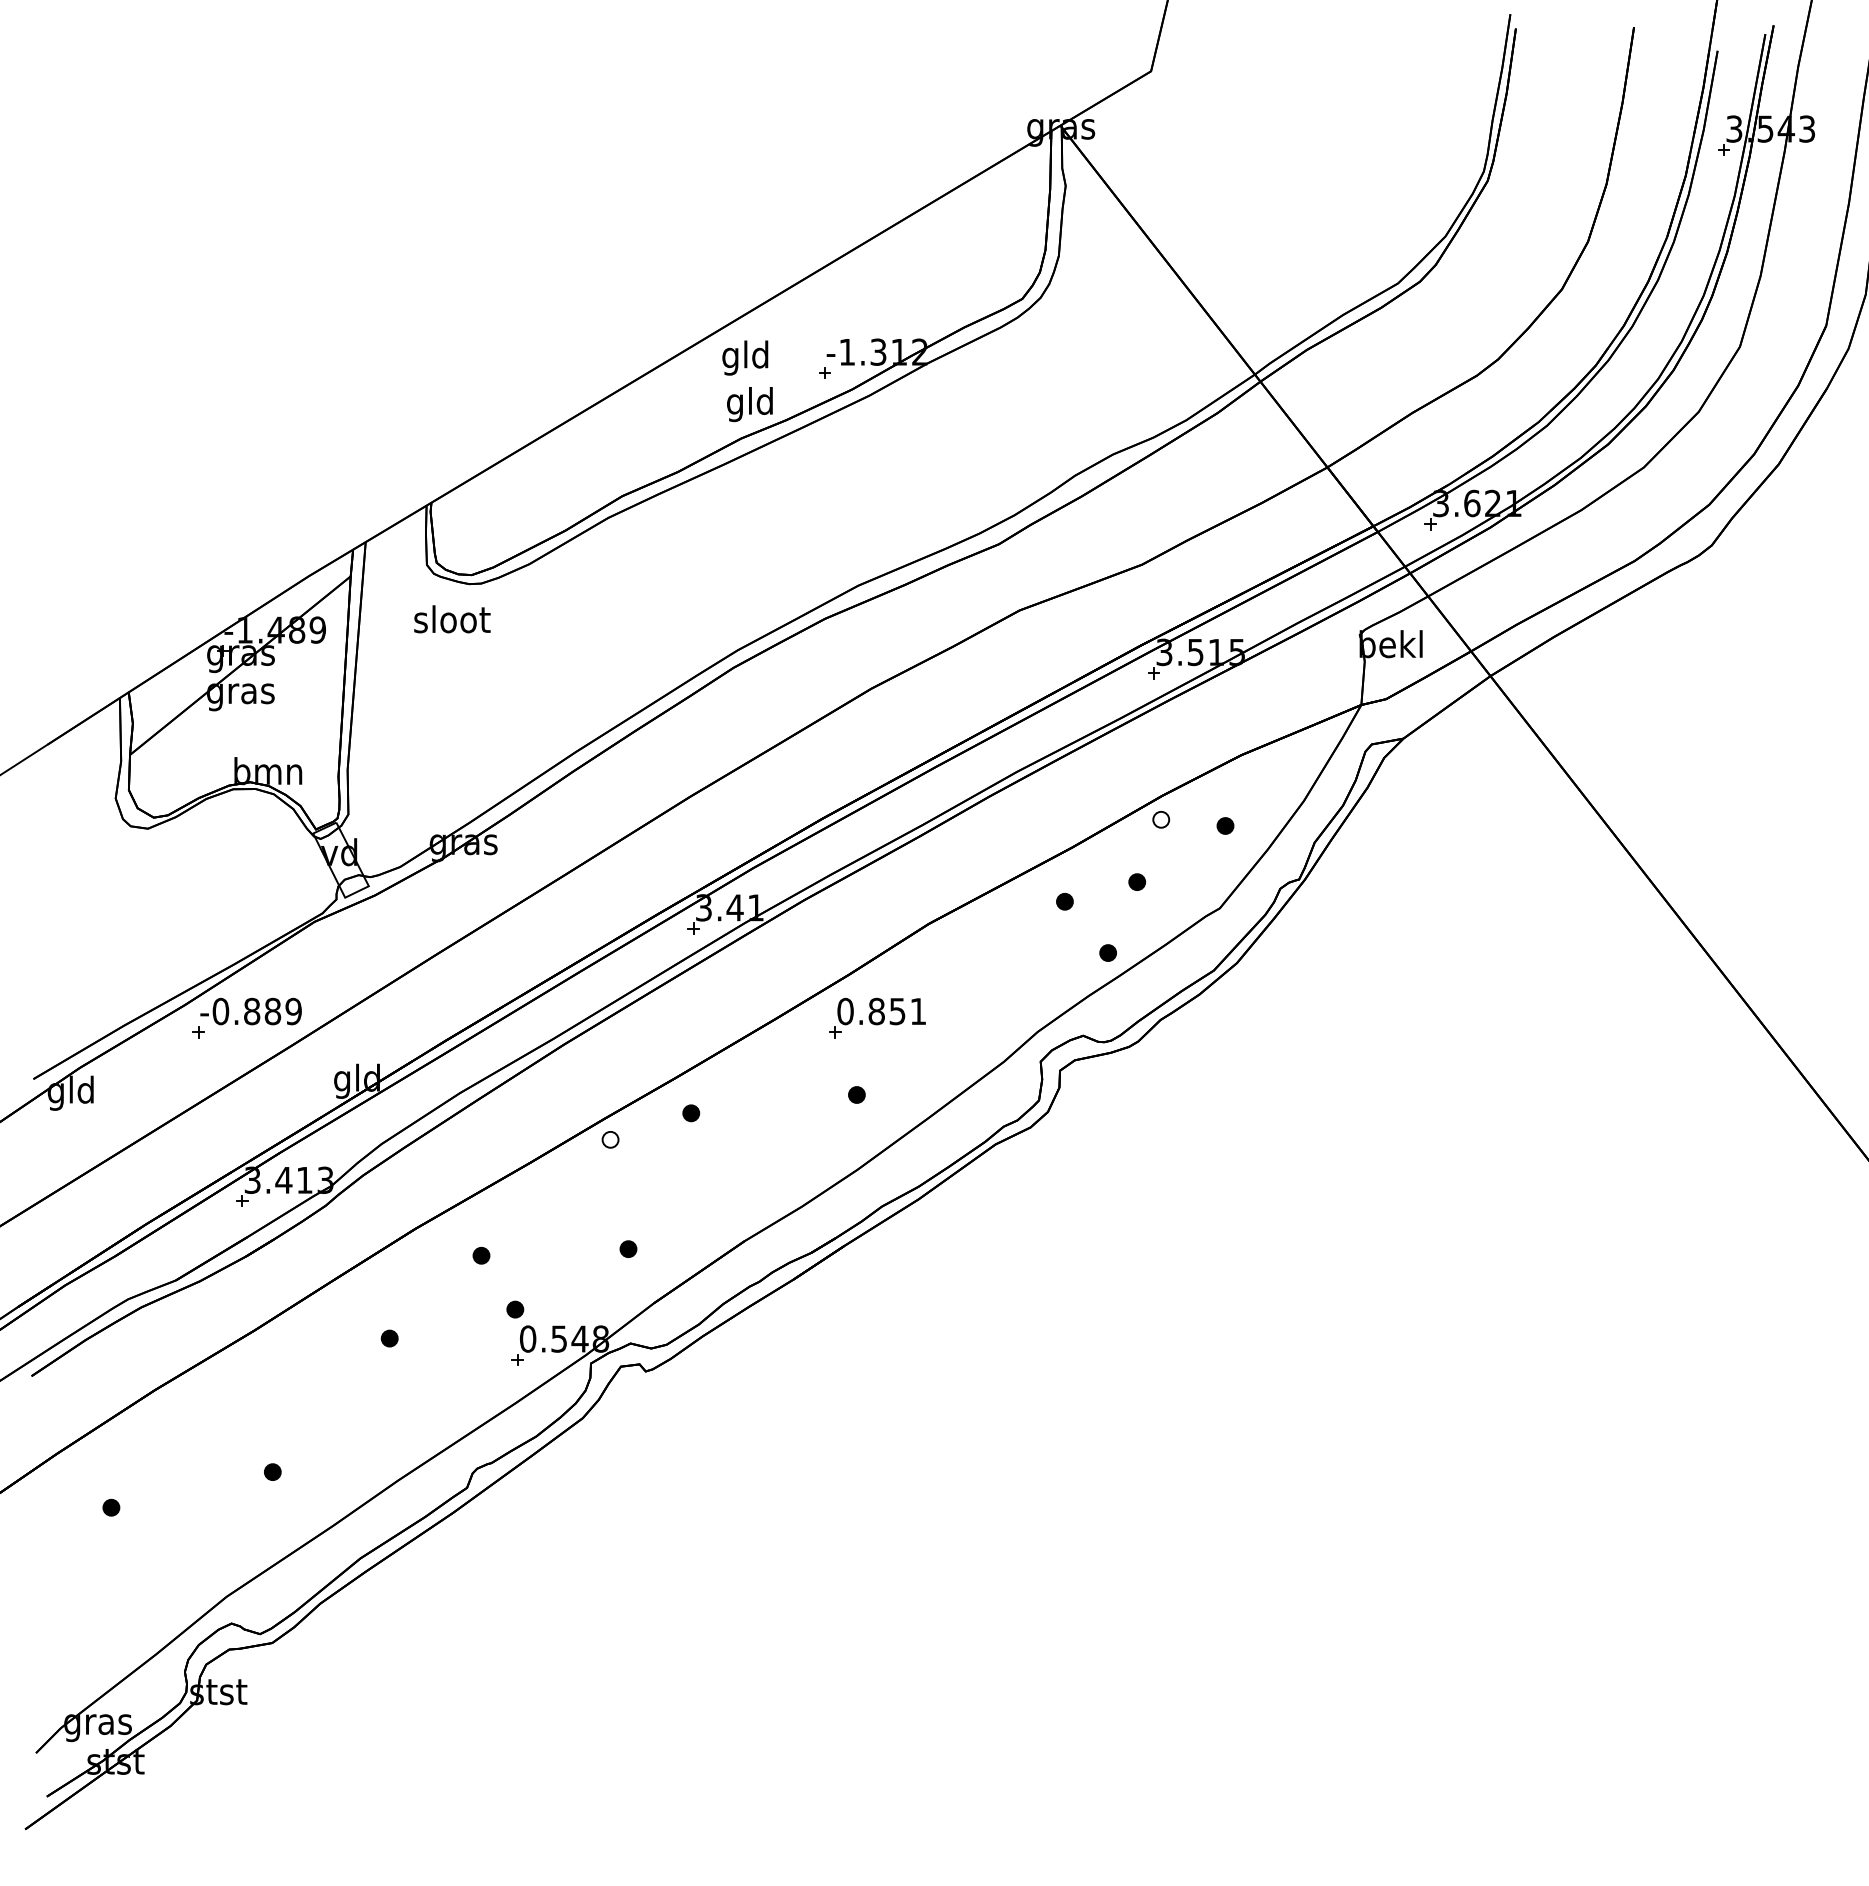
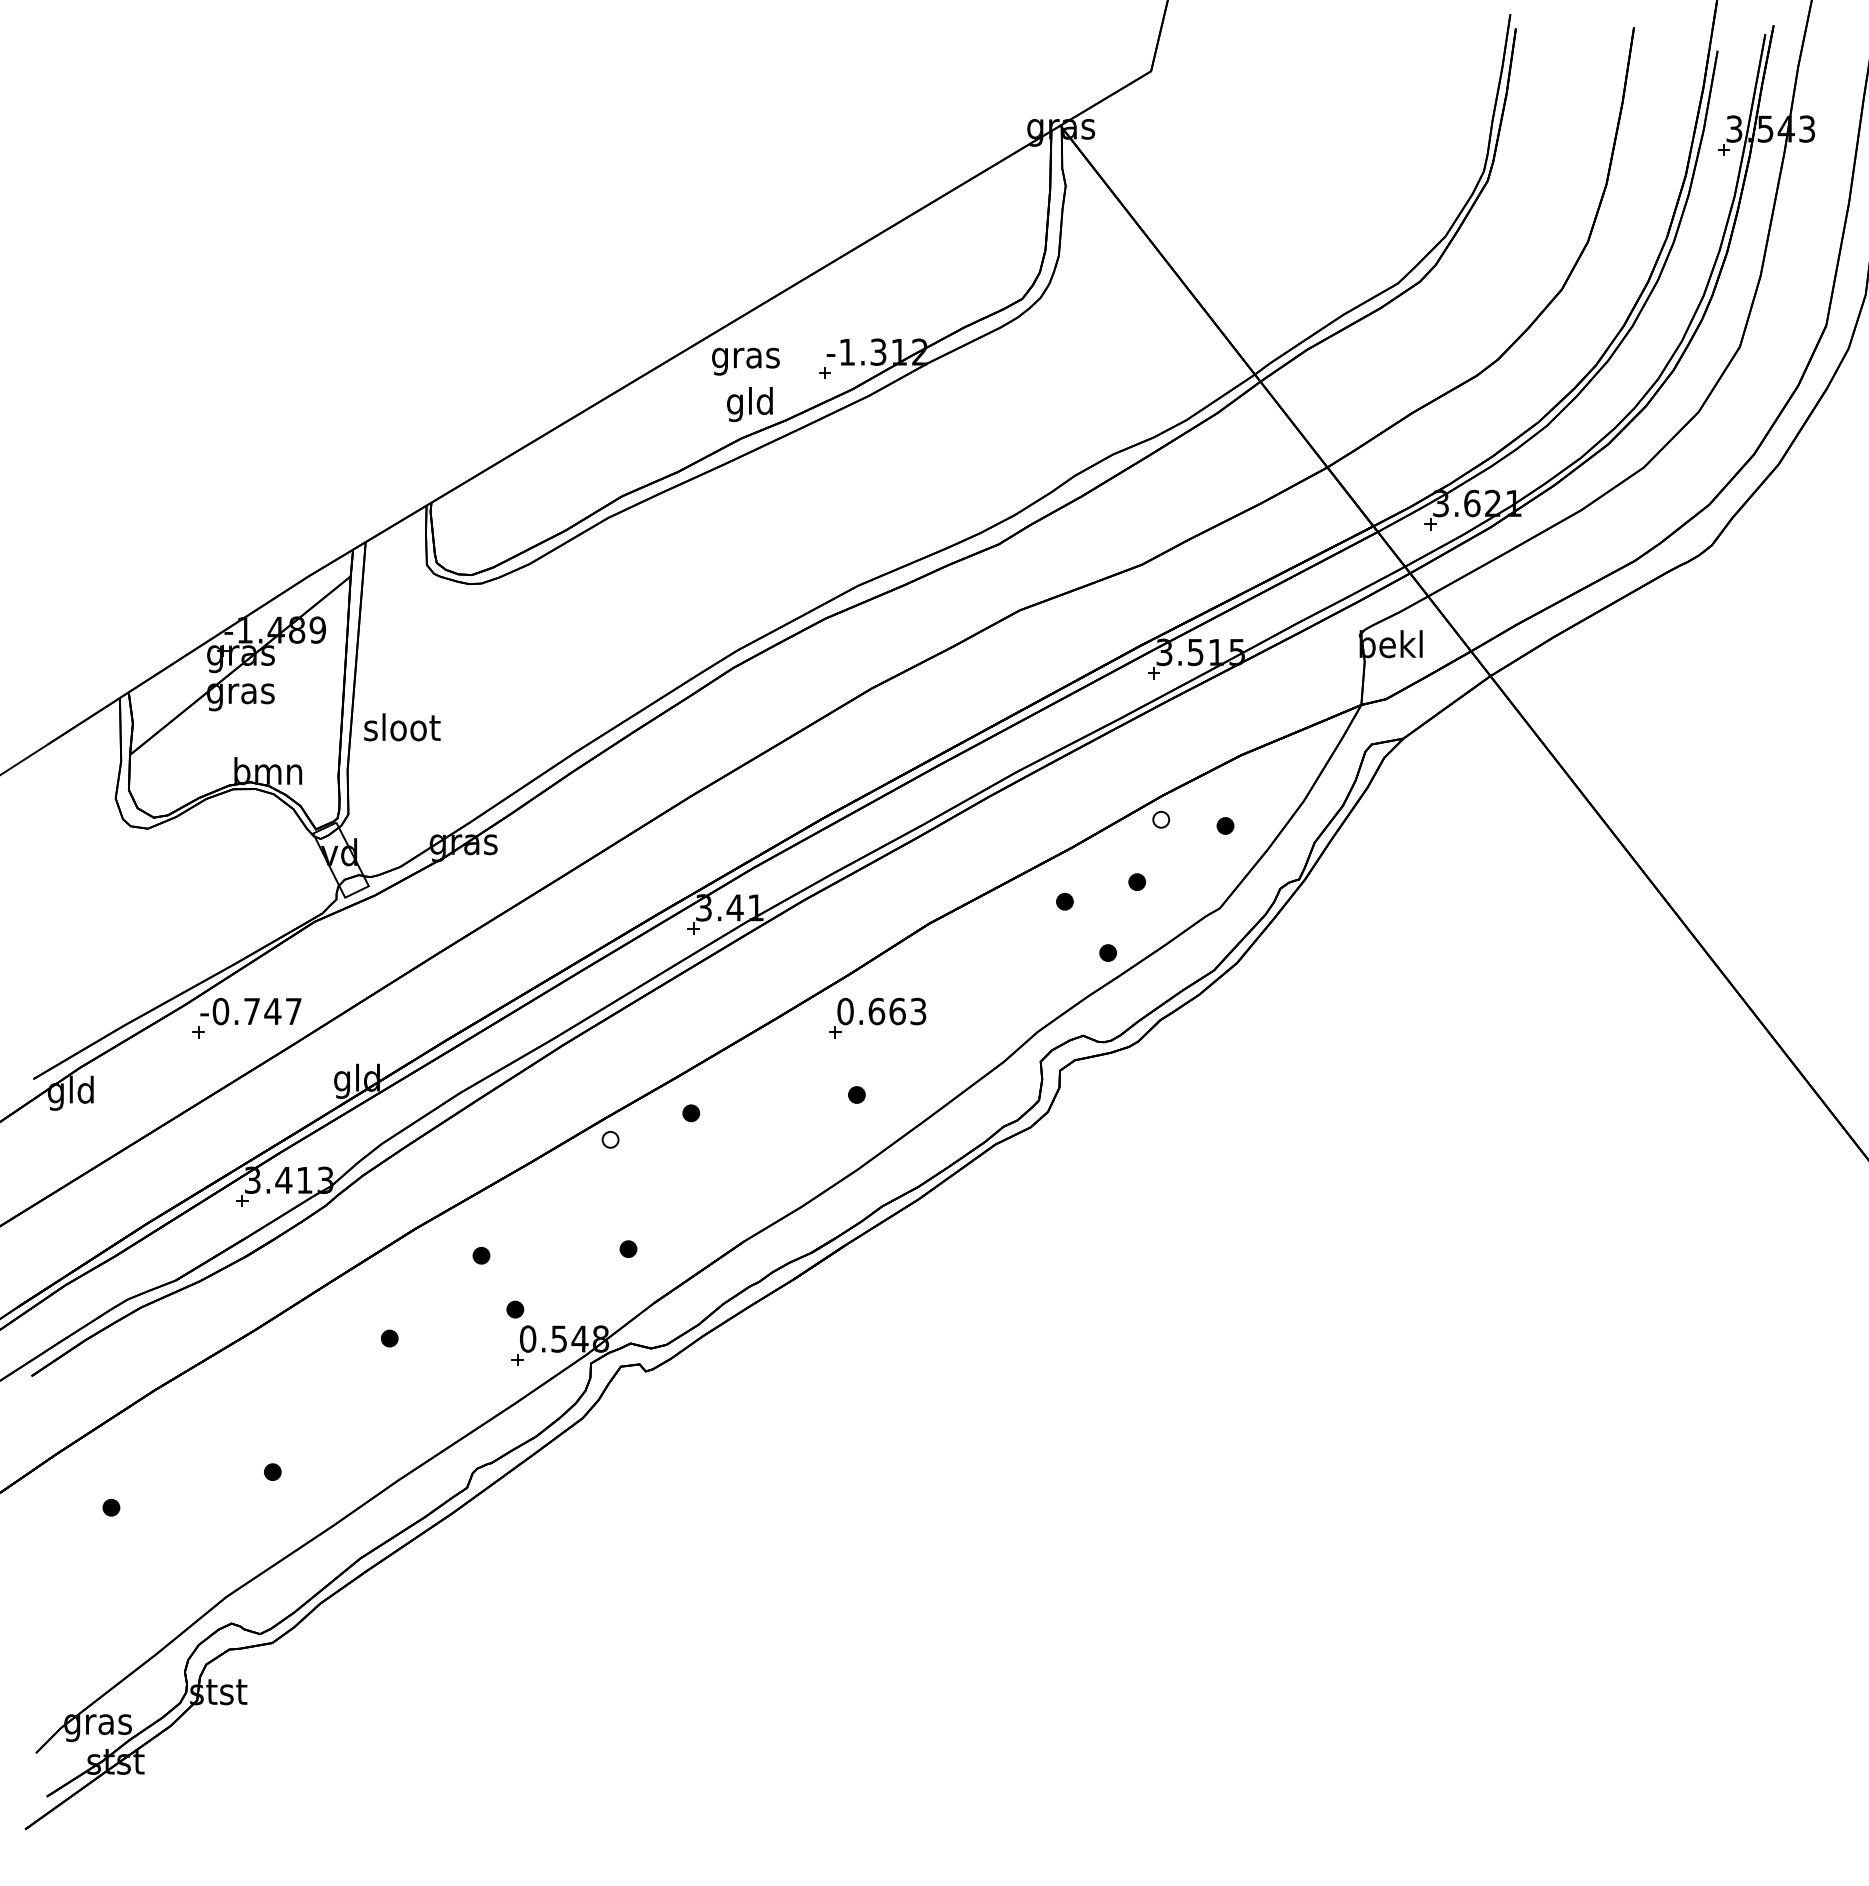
text: gld -> gras (745, 357)
text position: (452, 619) -> (402, 727) (402, 727)
text: -0.889 -> -0.747 (272, 1011)
text: 0.851 -> 0.663 (897, 1011)
